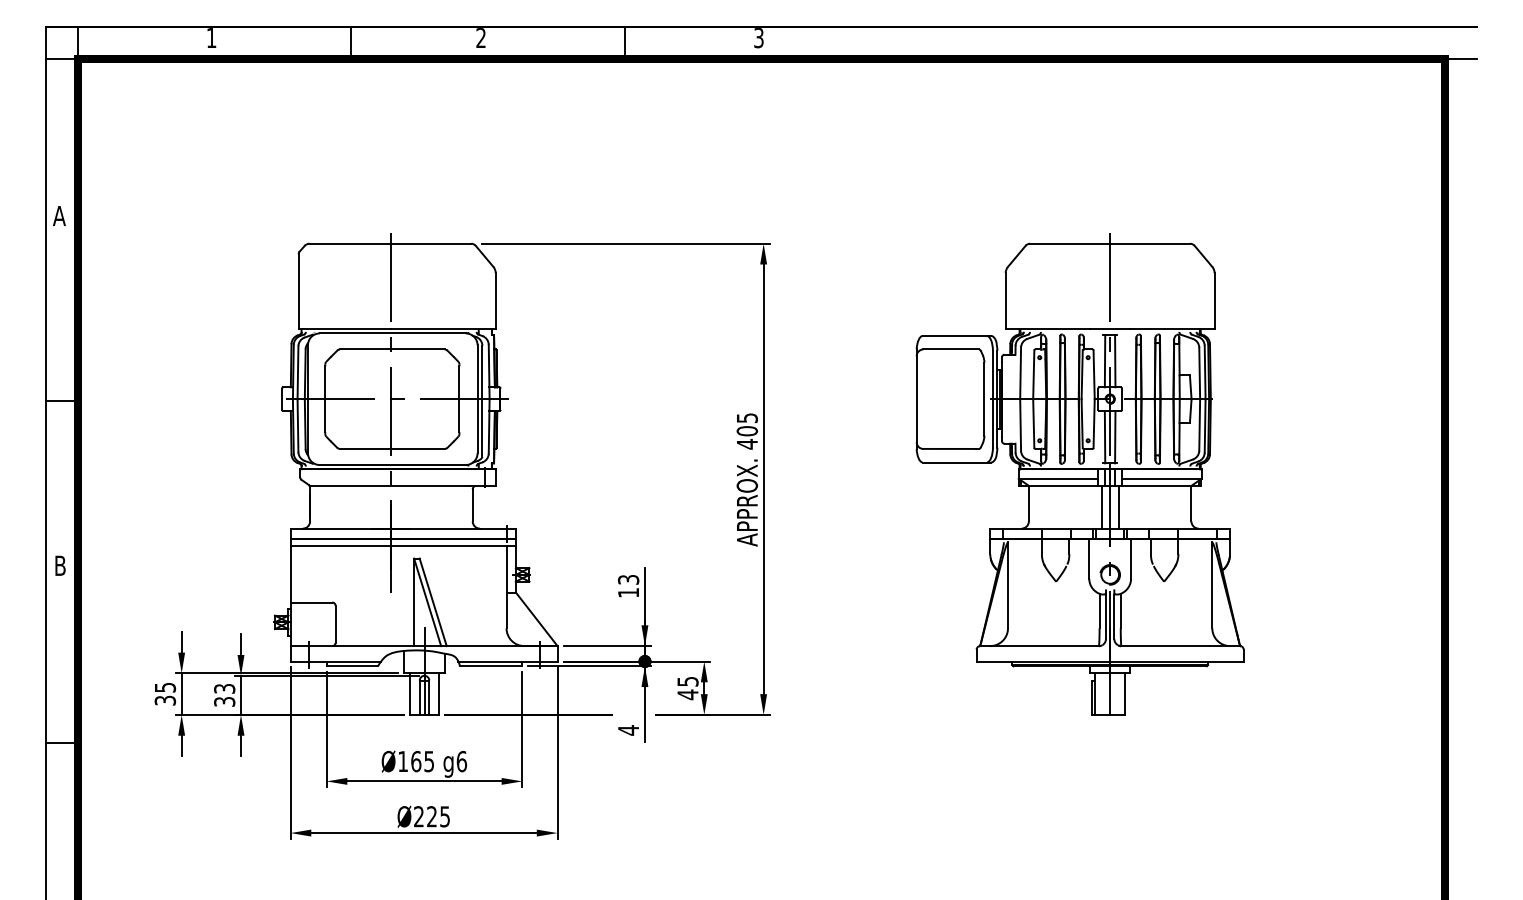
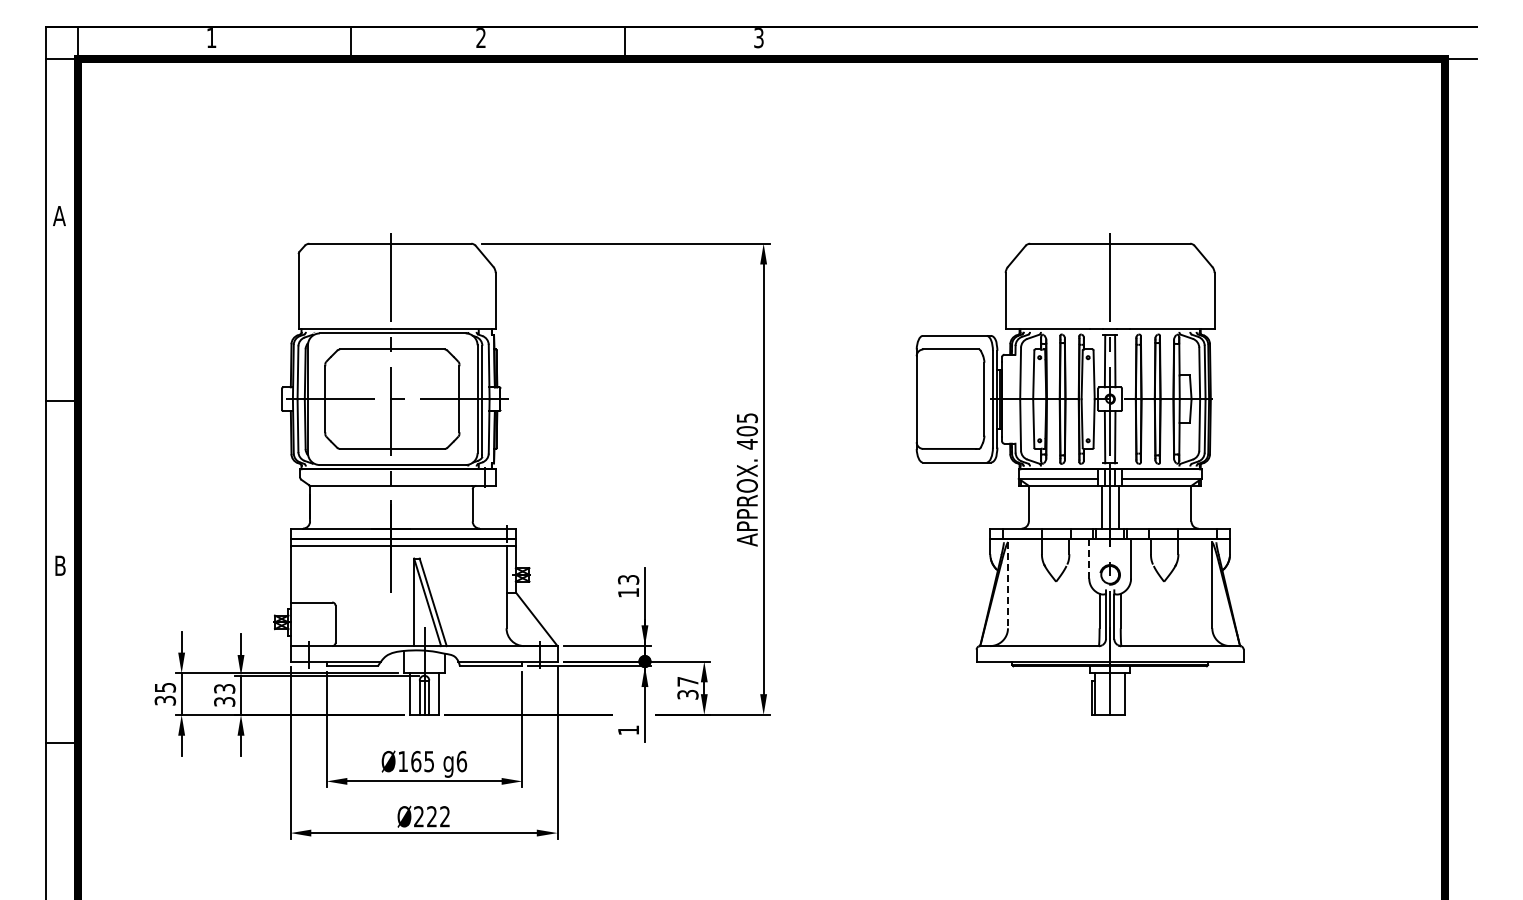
line: solid -> dashed (1089, 558)
line: solid -> dashed (1008, 585)
text: 45 -> 37 (687, 688)
text: 4 -> 1 (628, 730)
text: Ø225 -> Ø222 (444, 816)
